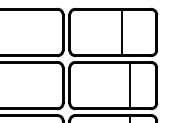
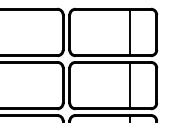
line position: (121, 32) -> (129, 32) (129, 32)
